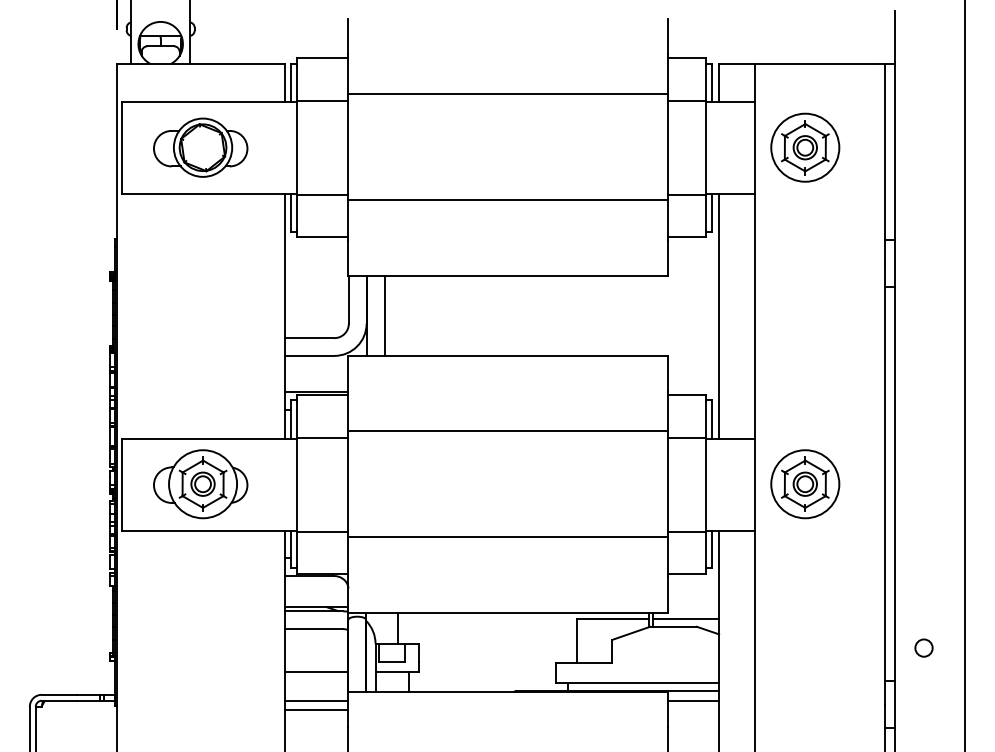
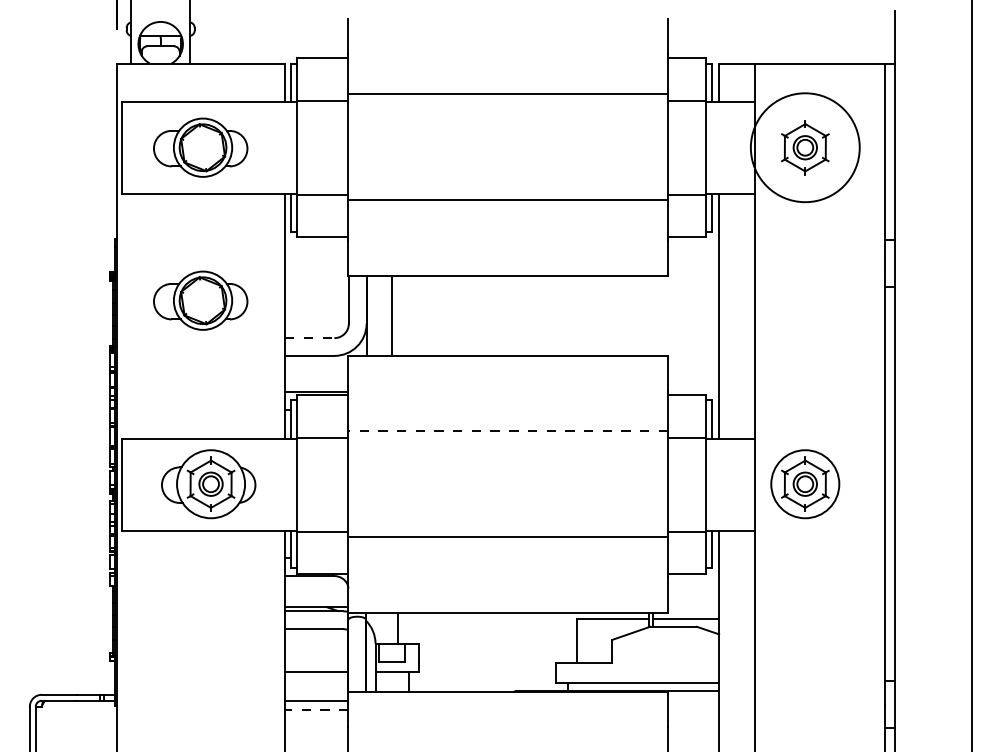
circle diameter: 68 px -> 109 px (804, 147)
part: none -> present (200, 300)
line position: (384, 315) -> (391, 315) (391, 315)
line: solid -> dashed (309, 338)
line position: (965, 375) -> (972, 375) (972, 375)
line: solid -> dashed (508, 430)
part position: (200, 484) -> (208, 484) (208, 484)
circle: present -> none (923, 647)
line: present -> none (693, 700)
line: solid -> dashed (316, 709)
